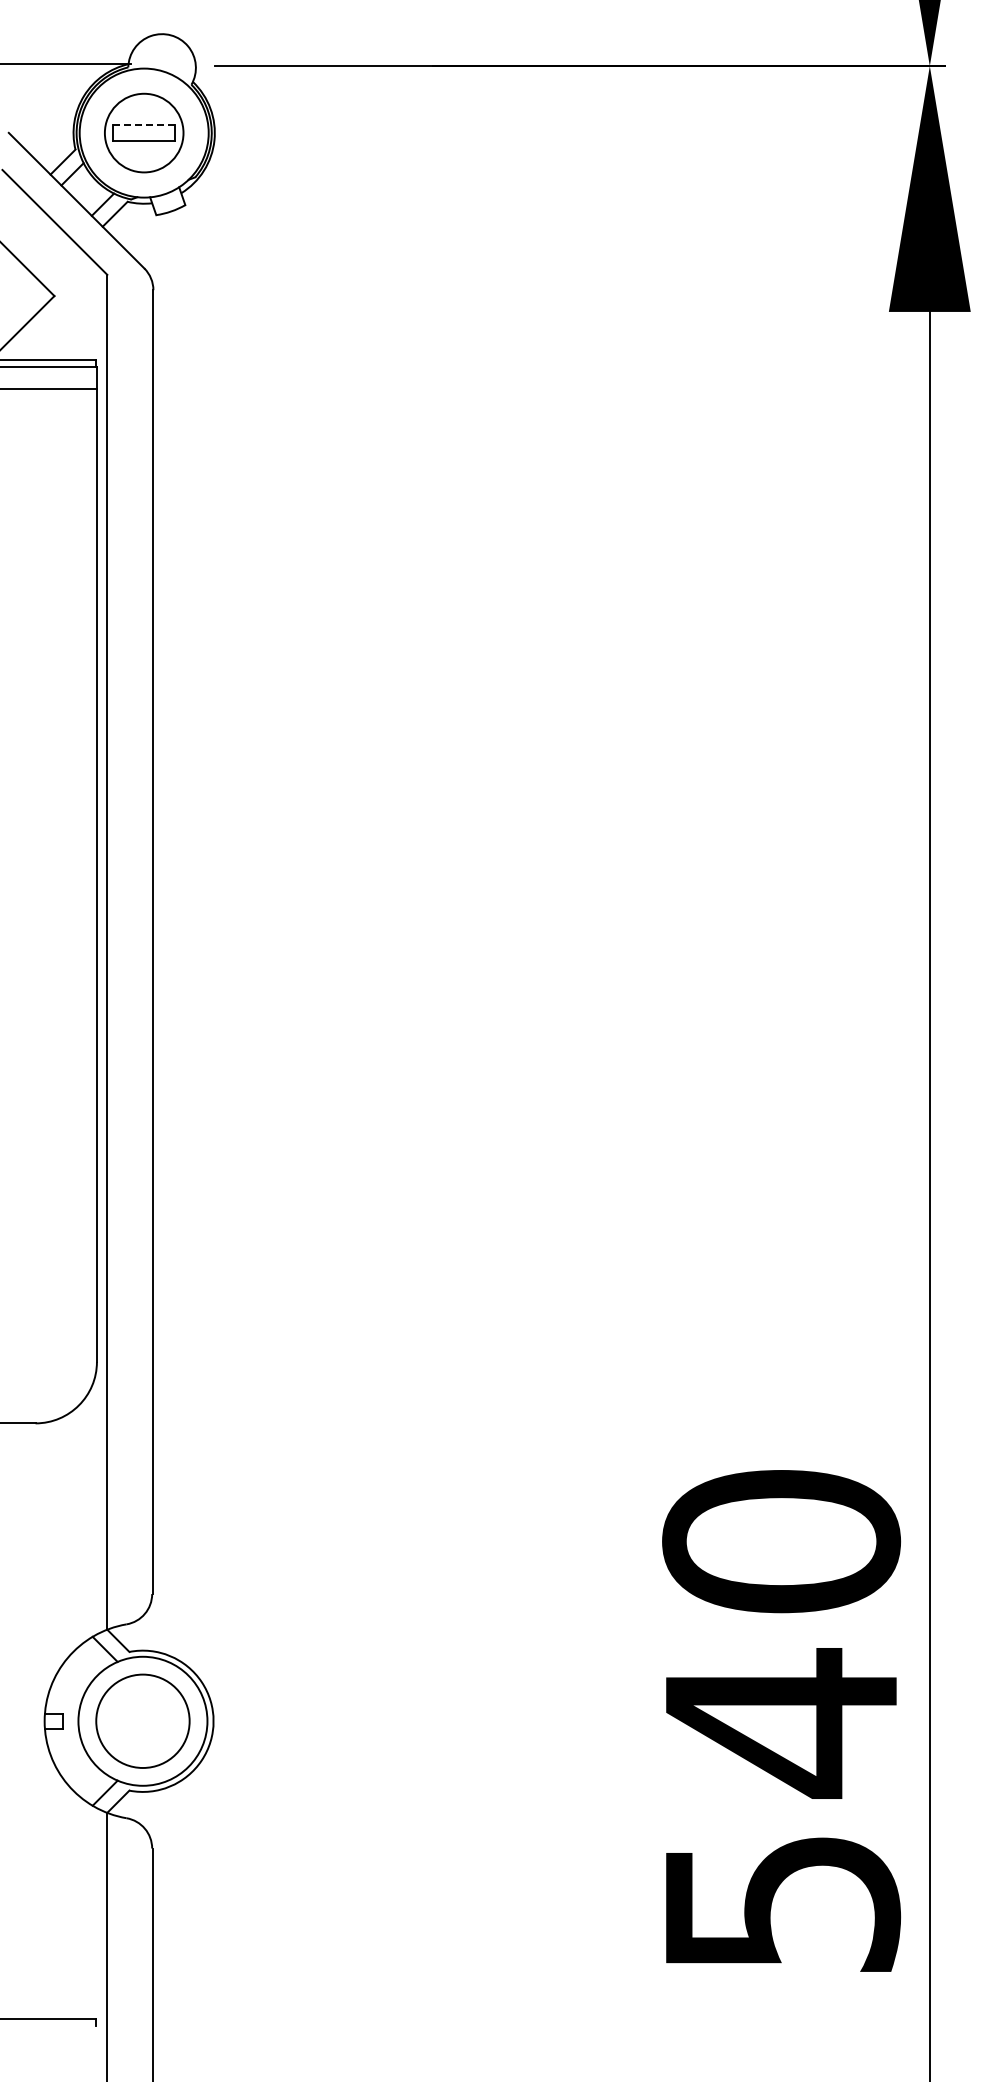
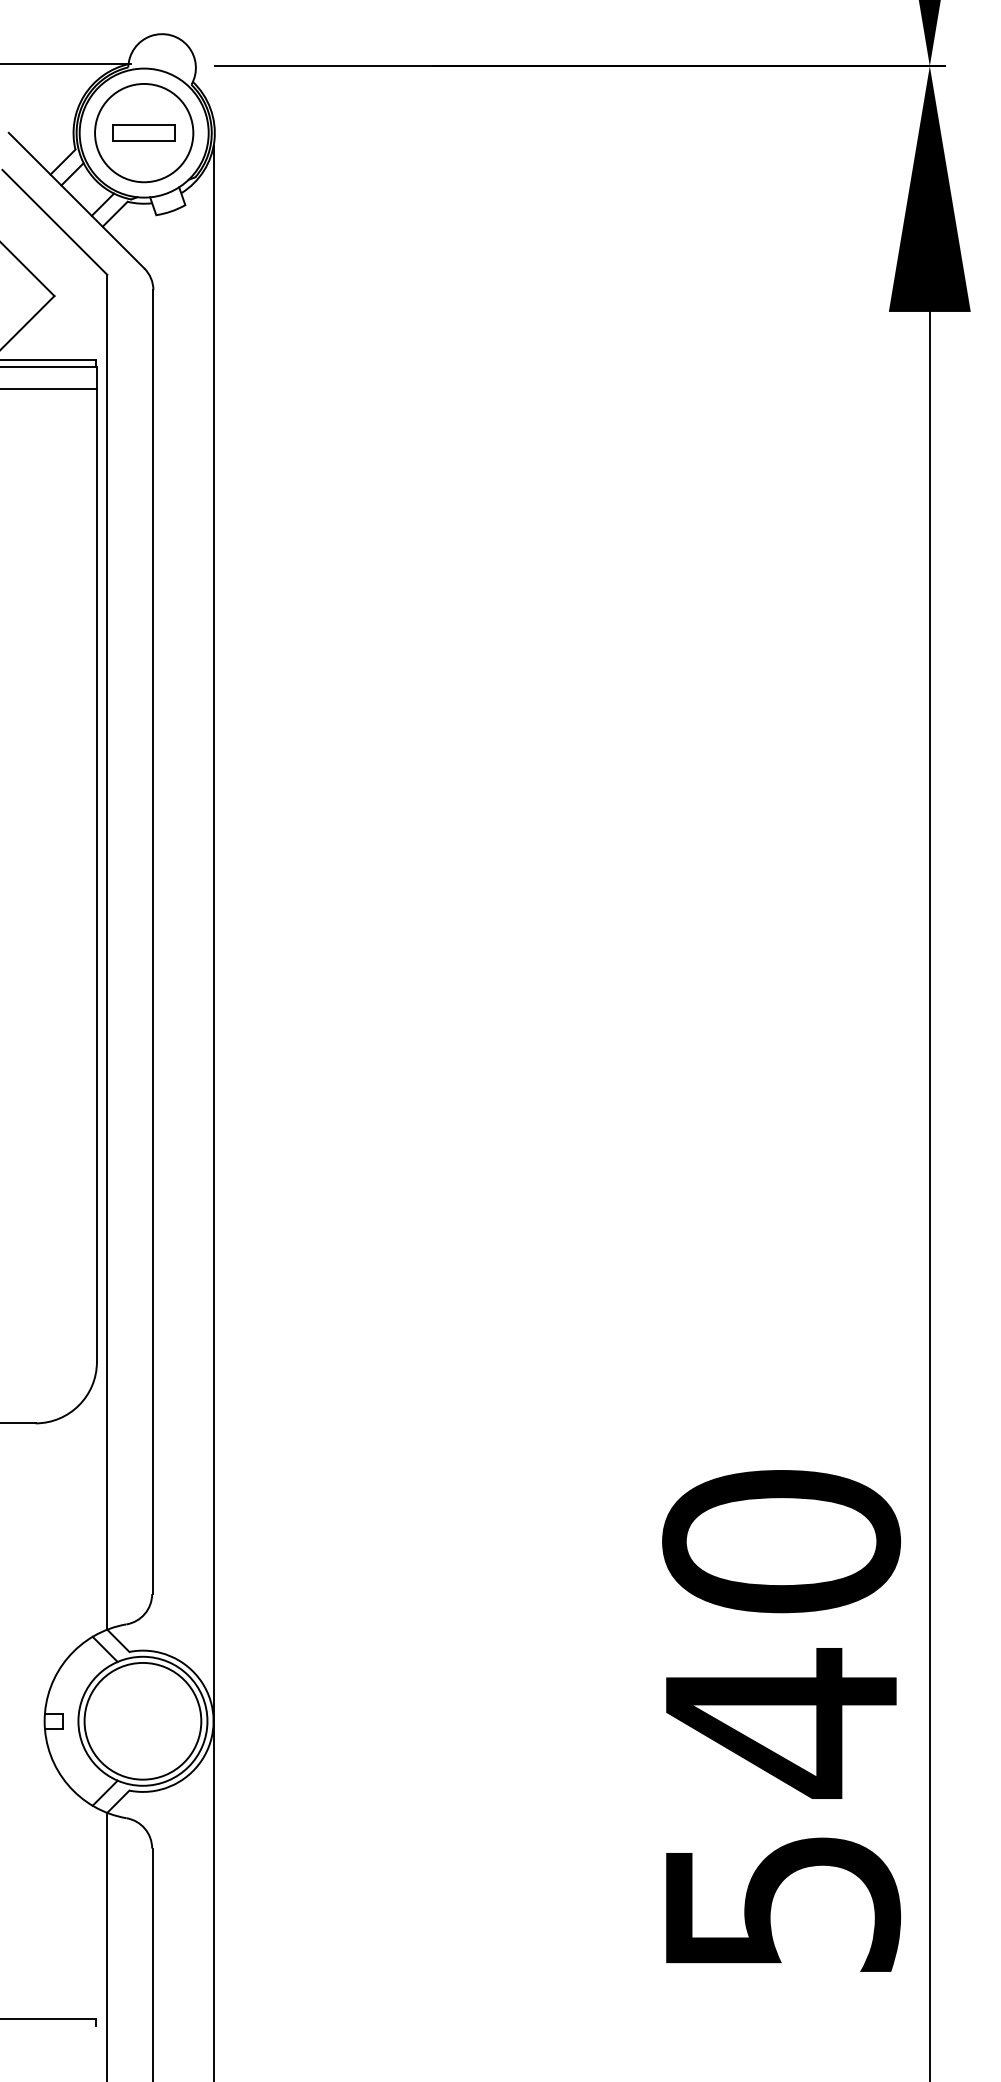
line: dashed -> solid (144, 125)
circle diameter: 79 px -> 98 px (144, 132)
line: none -> present (213, 1112)
circle diameter: 93 px -> 117 px (142, 1720)
